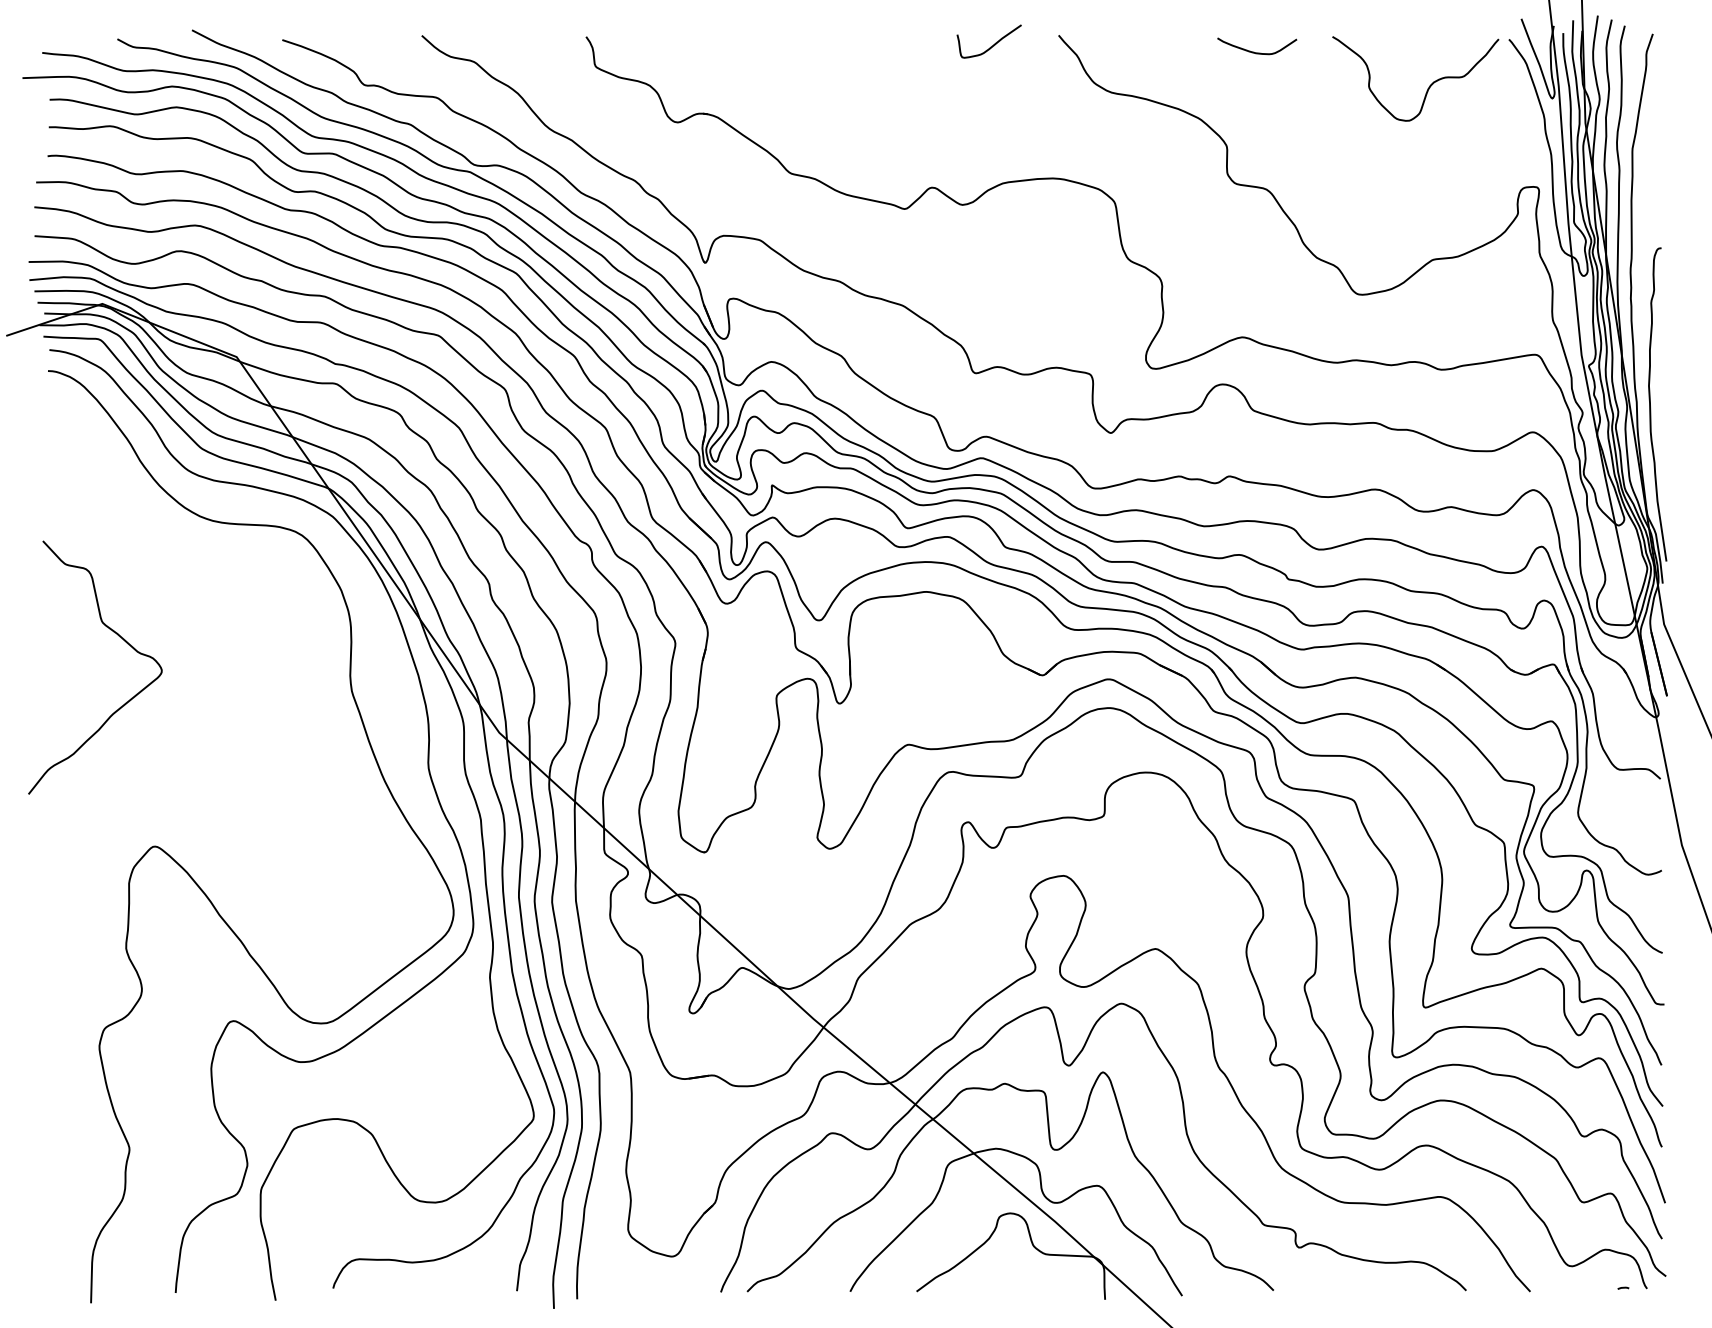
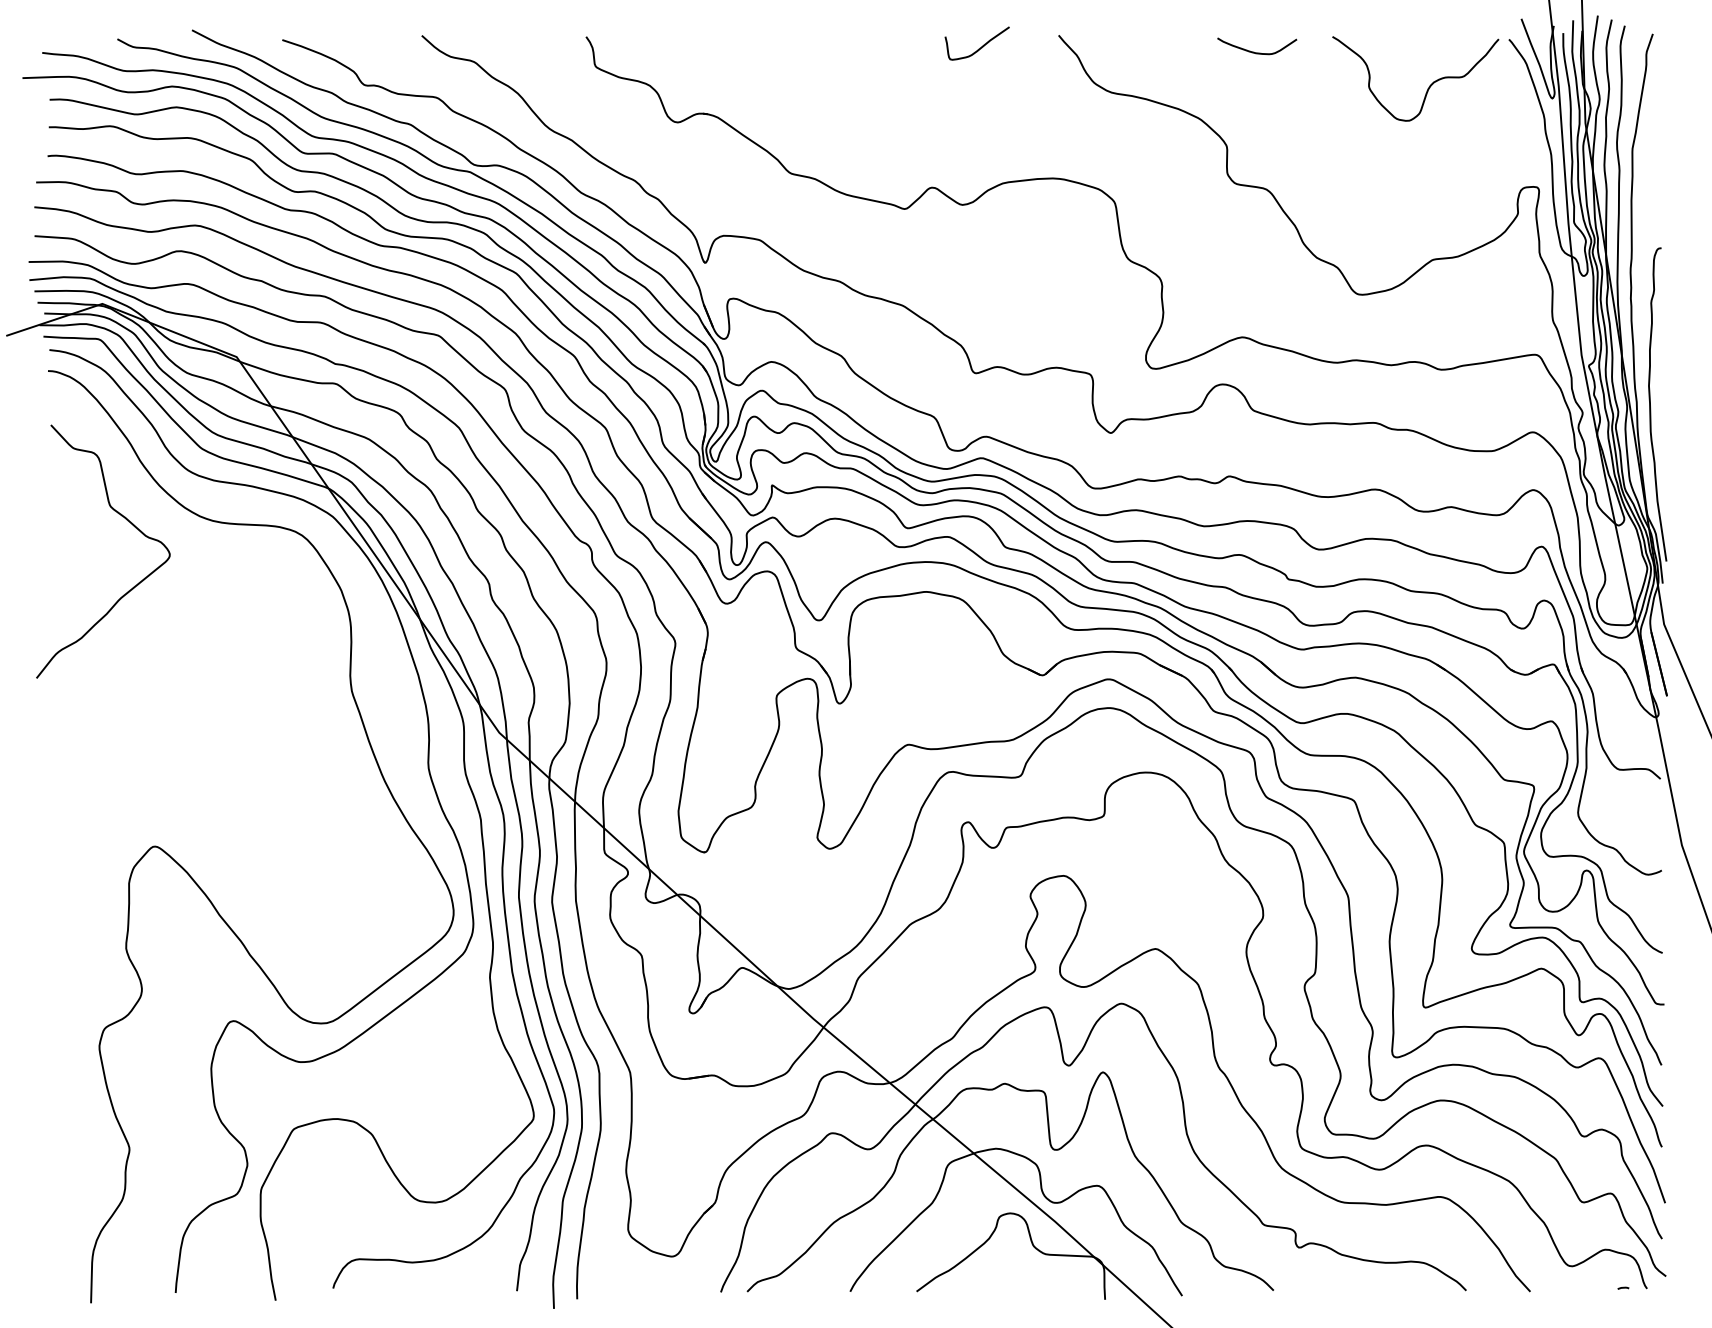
curve position: (990, 46) -> (978, 48) (978, 48)
curve position: (118, 636) -> (126, 520) (126, 520)
